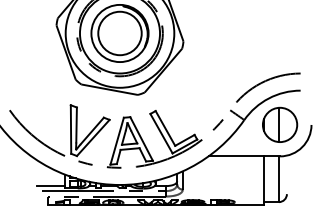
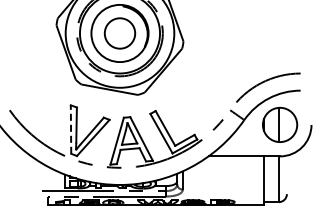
circle diameter: 43 px -> 30 px (119, 33)
line: solid -> dashed (71, 129)
line: present -> none (50, 186)
